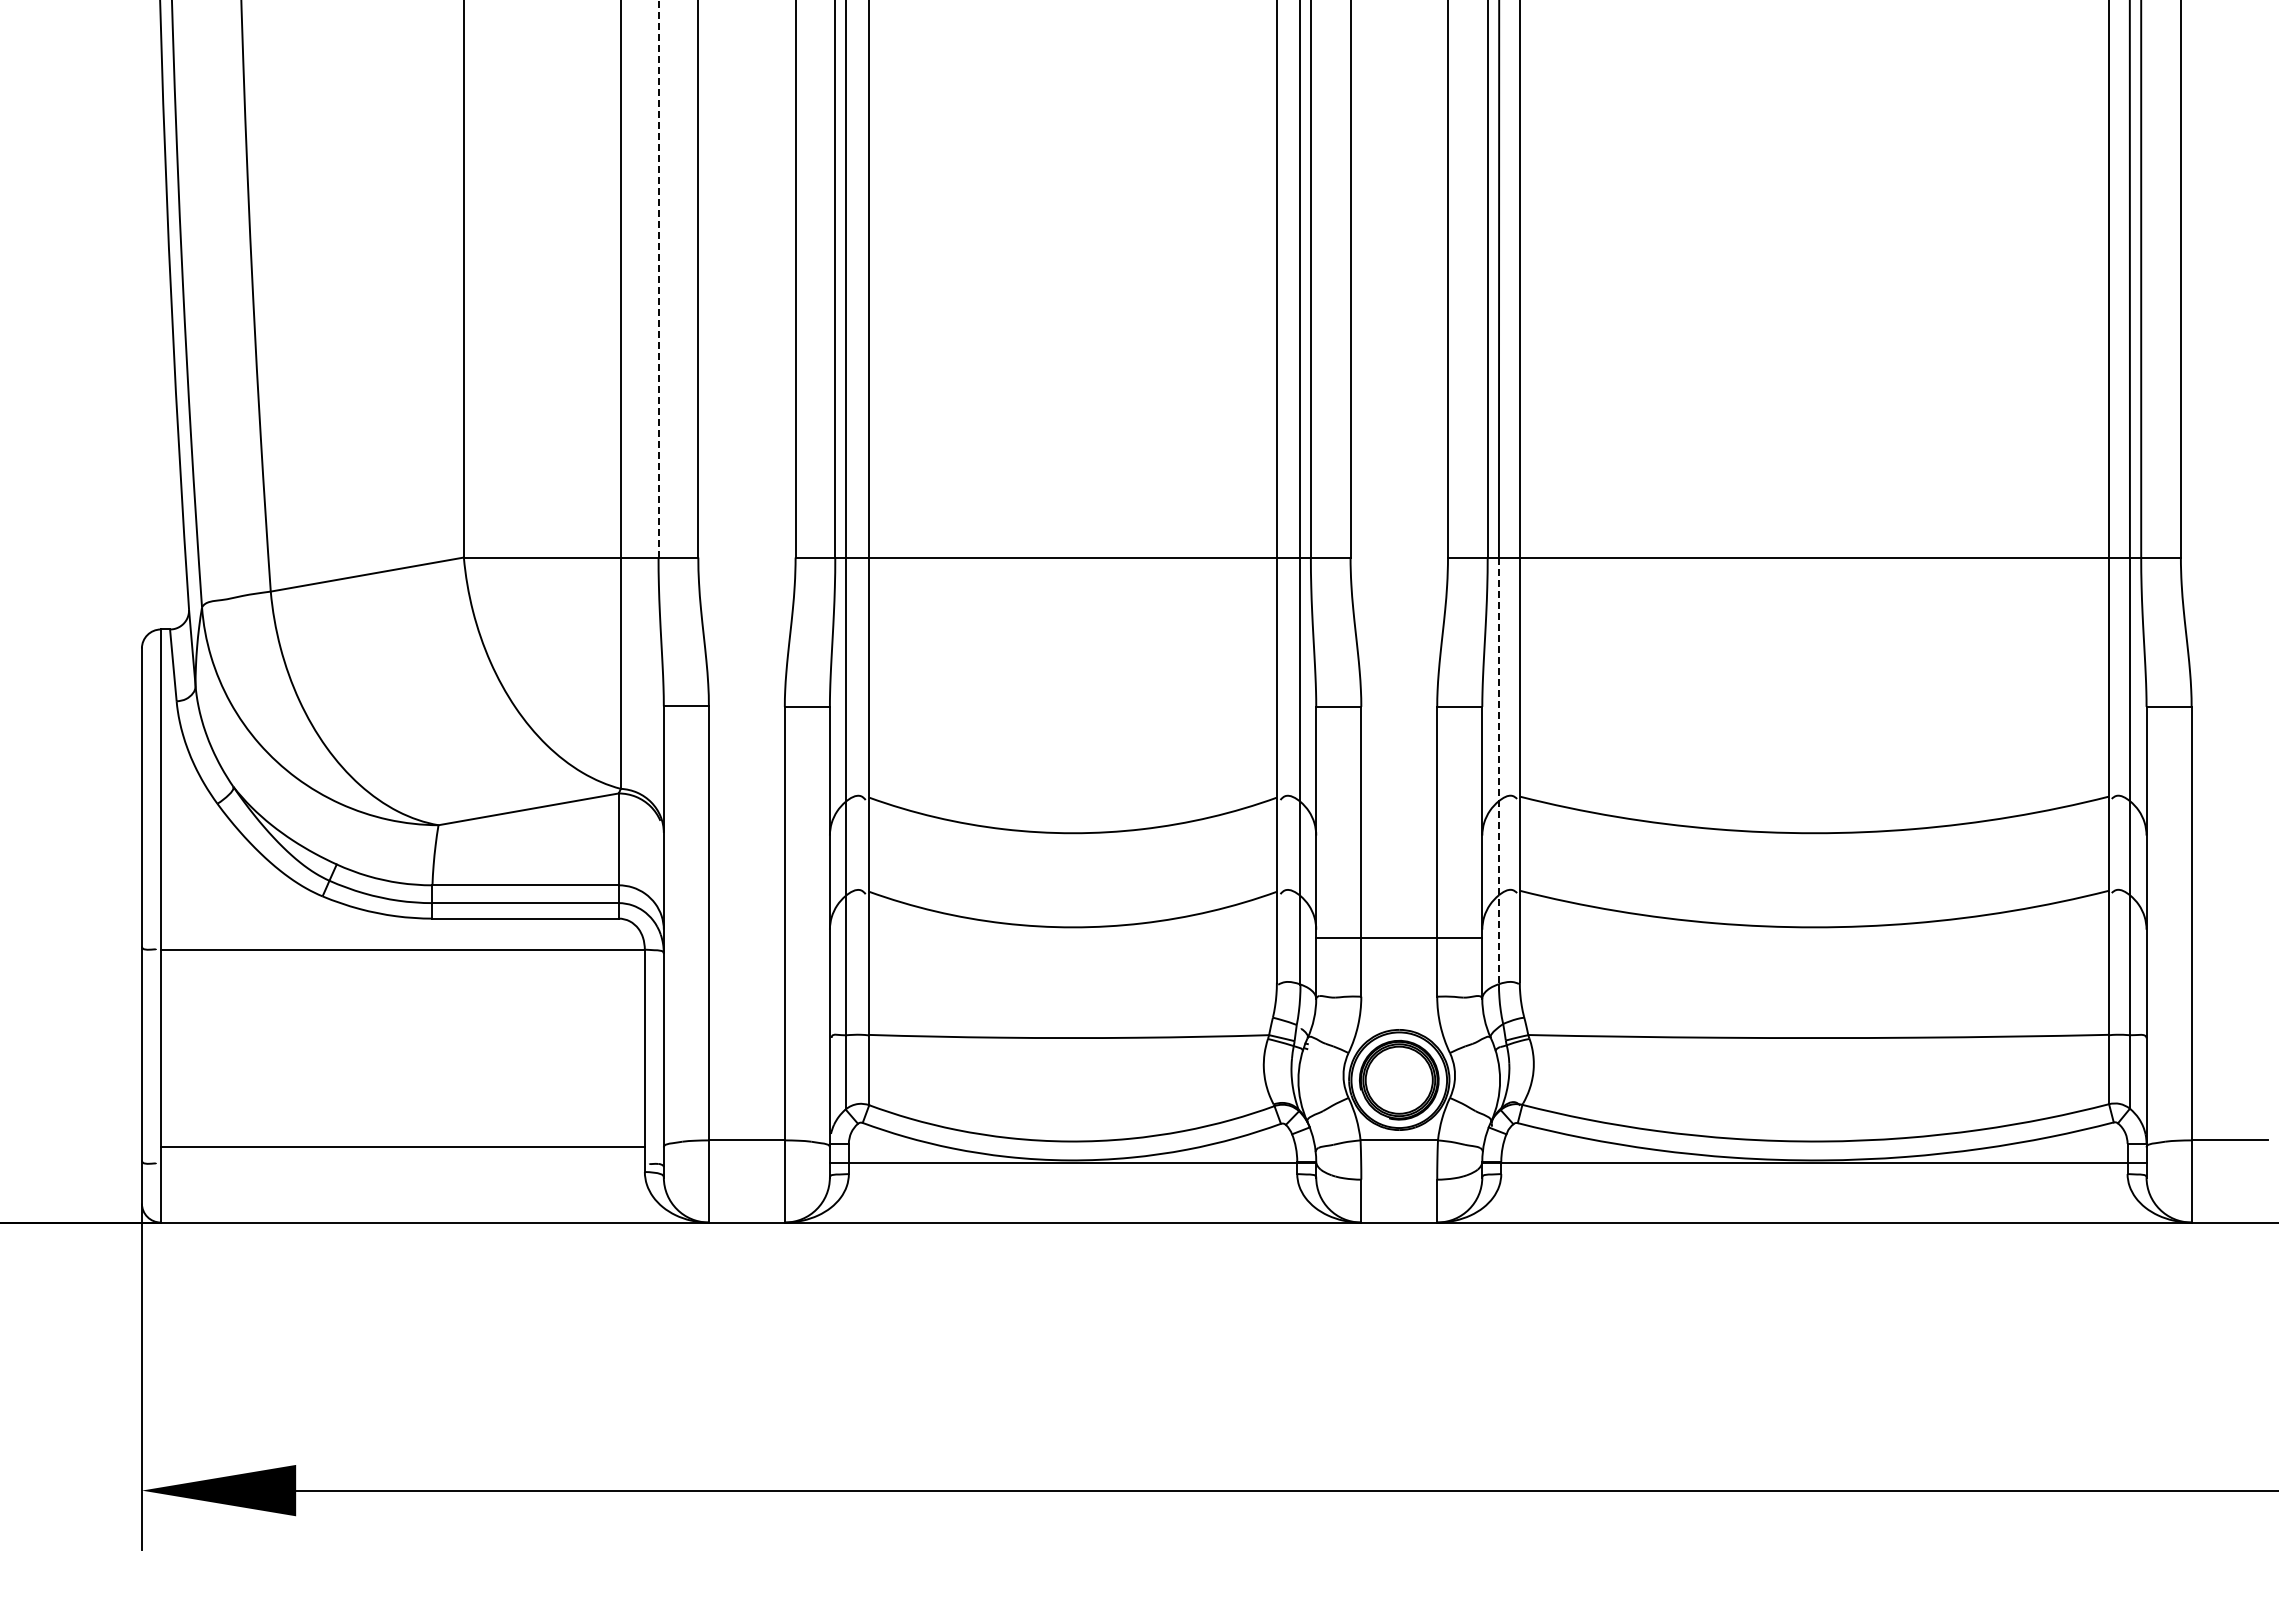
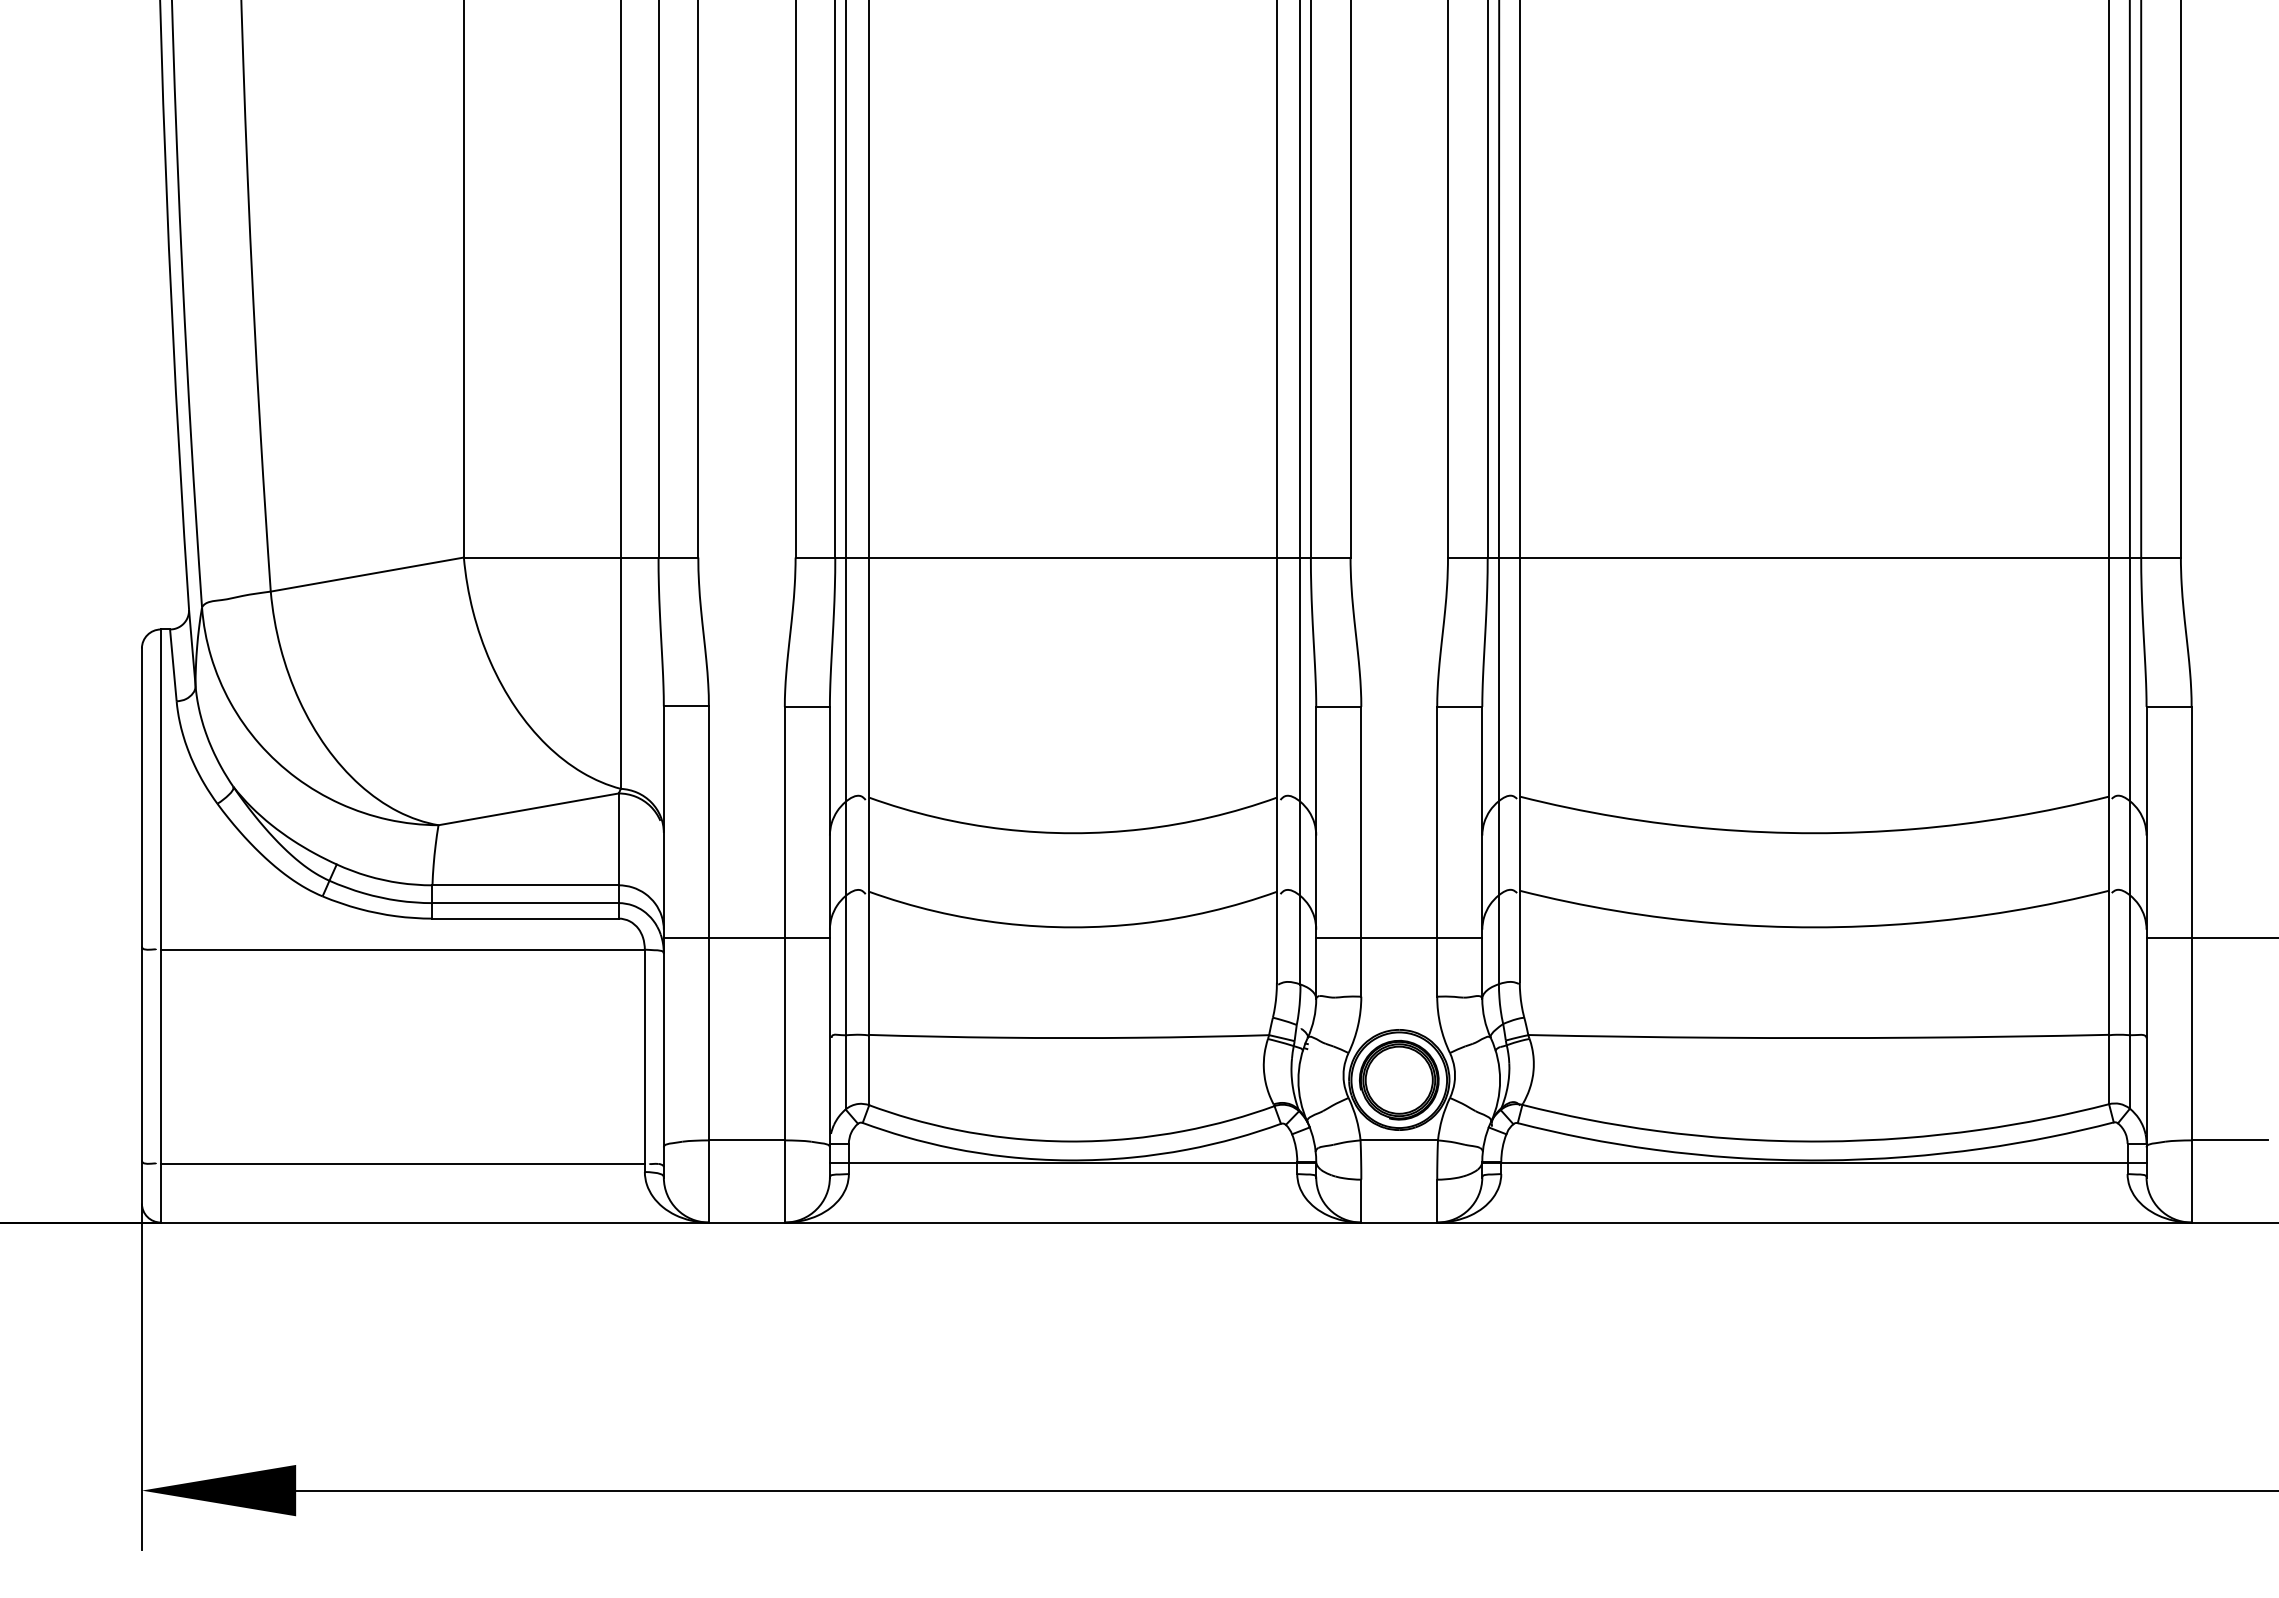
line: dashed -> solid (658, 278)
line: dashed -> solid (1498, 771)
line: none -> present (746, 938)
line: none -> present (2210, 938)
line position: (402, 1146) -> (402, 1163) (402, 1163)
